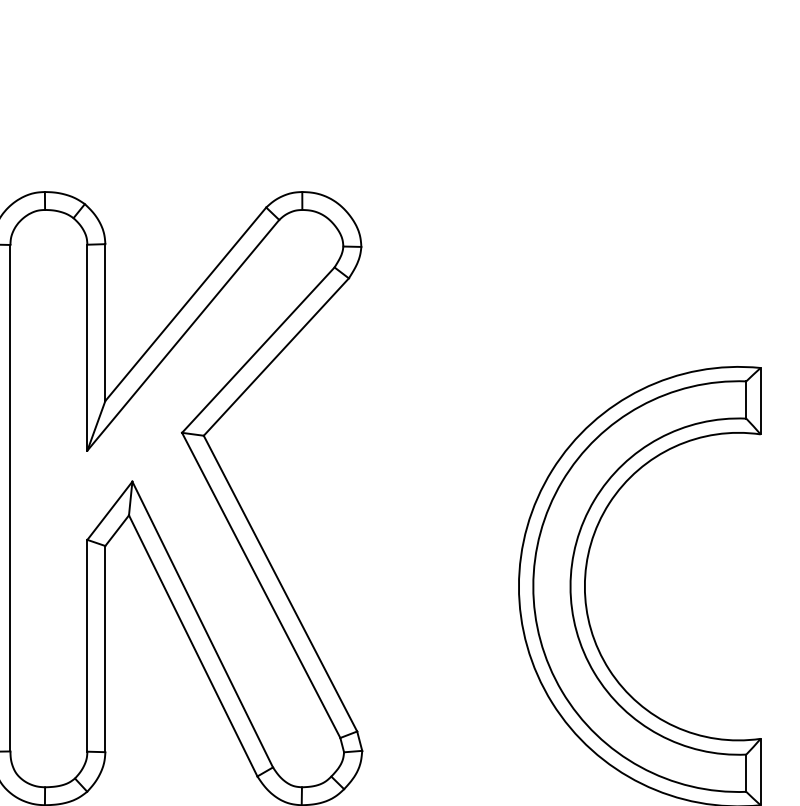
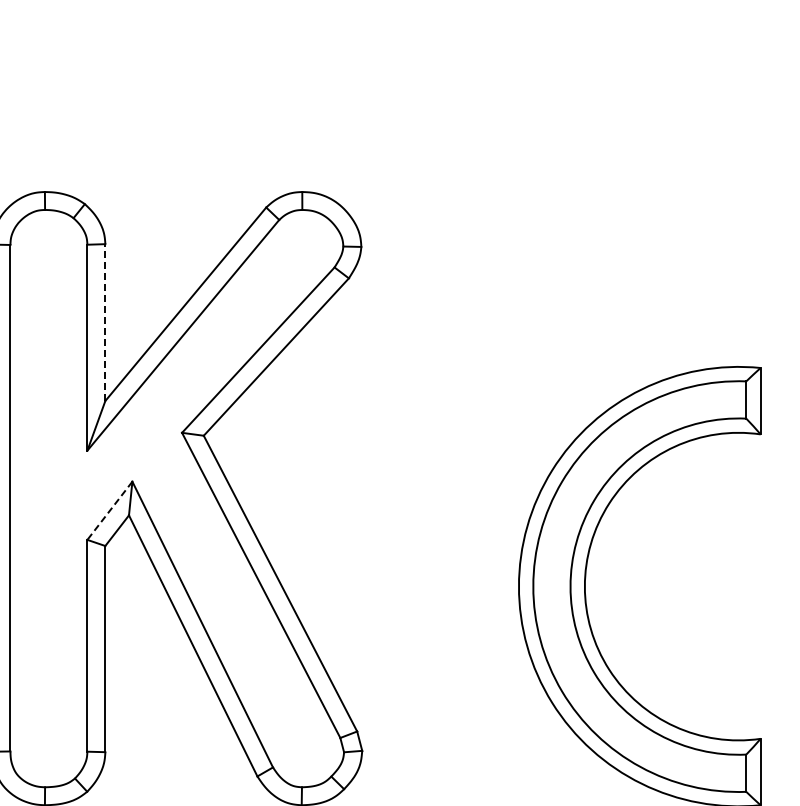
line: solid -> dashed (105, 322)
line: solid -> dashed (109, 510)
